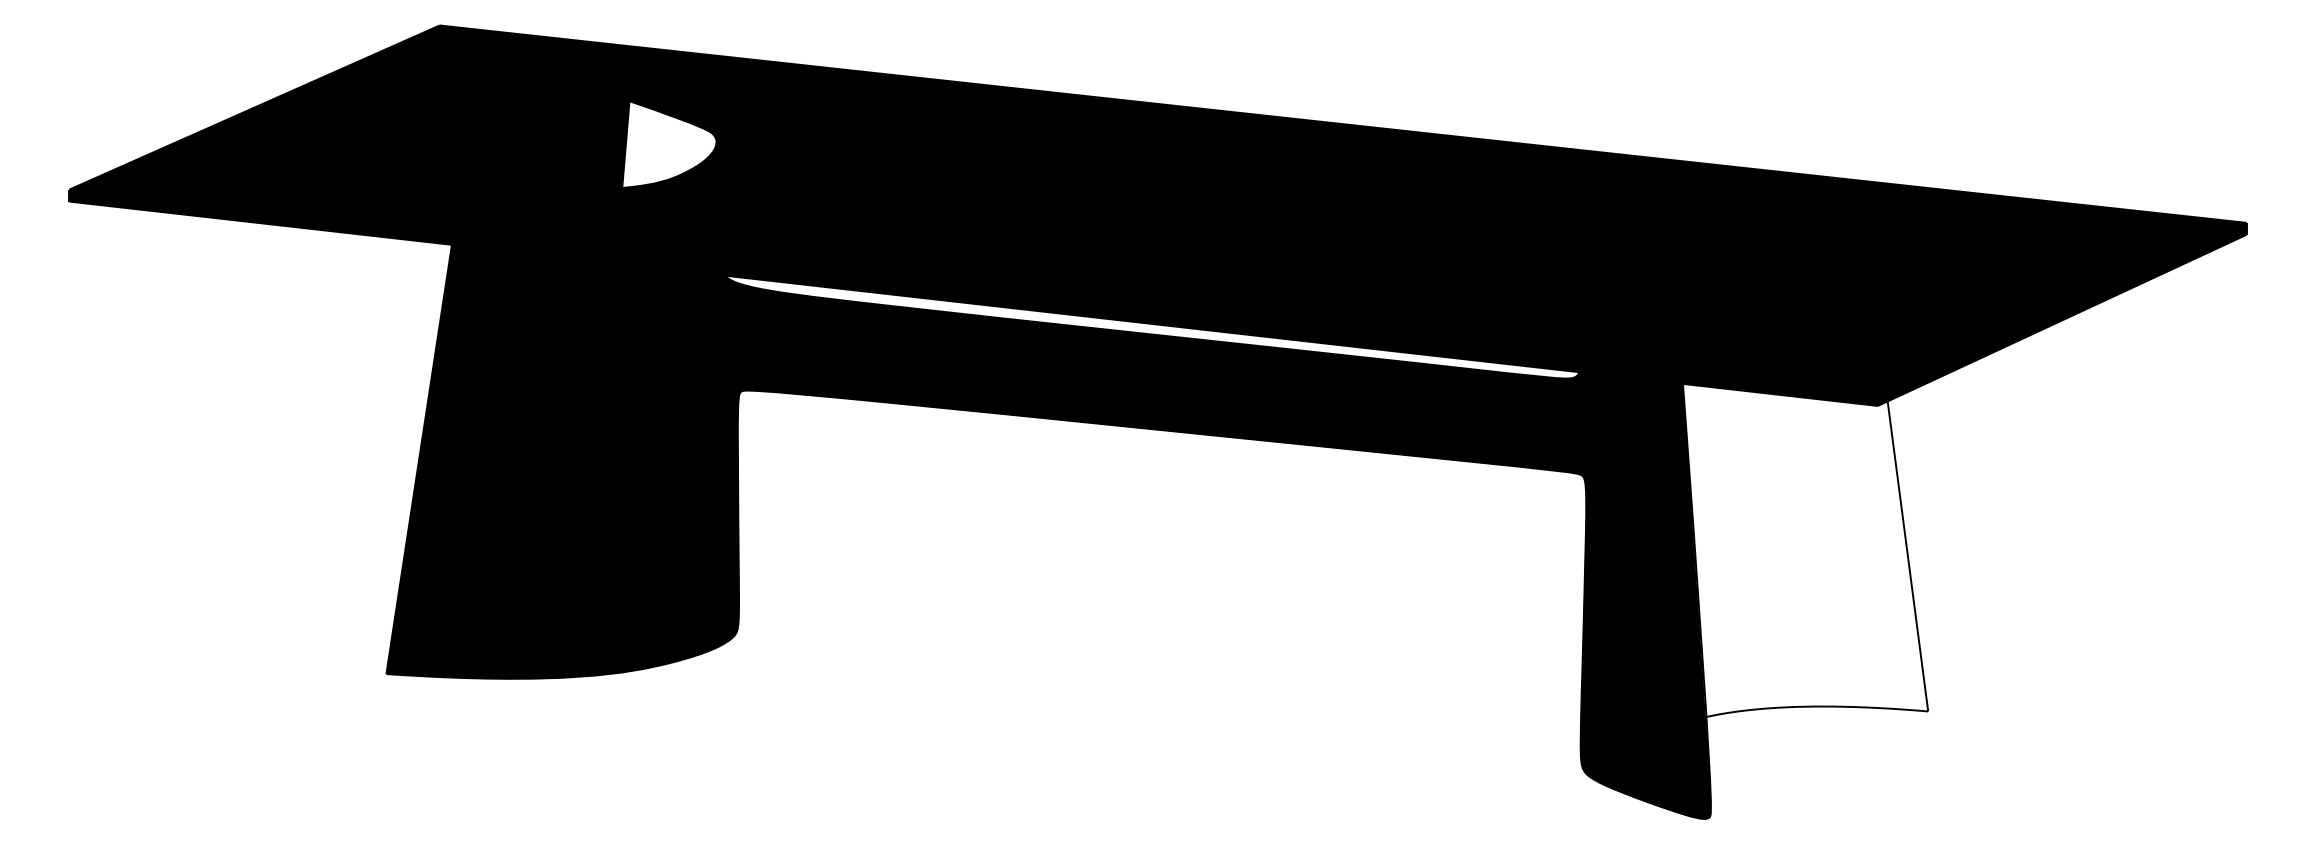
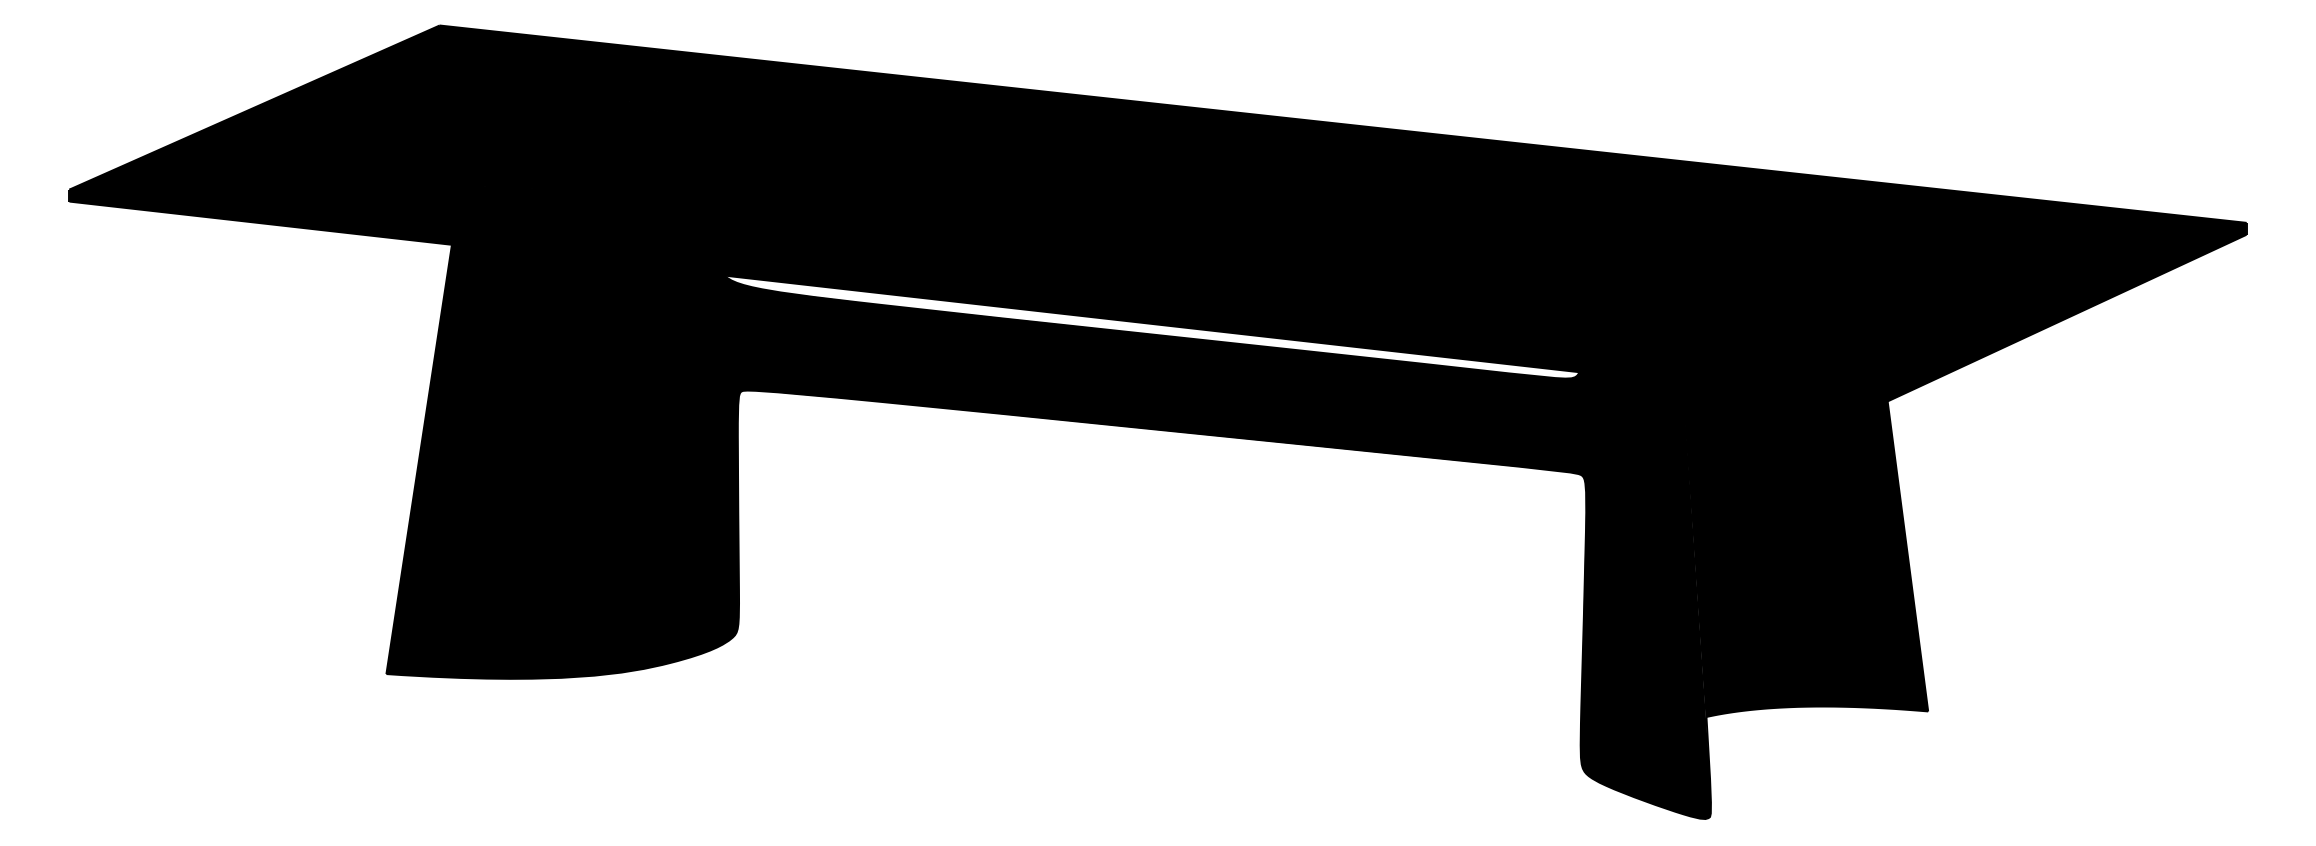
fill: none -> present (669, 144)
fill: none -> present (1805, 550)
